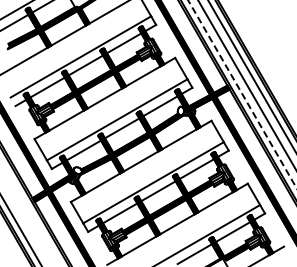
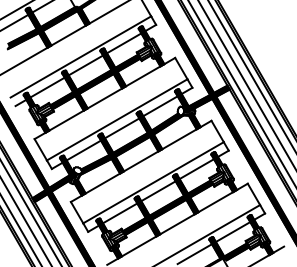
line: dashed -> solid (242, 93)
line: none -> present (31, 213)
line: none -> present (26, 221)
